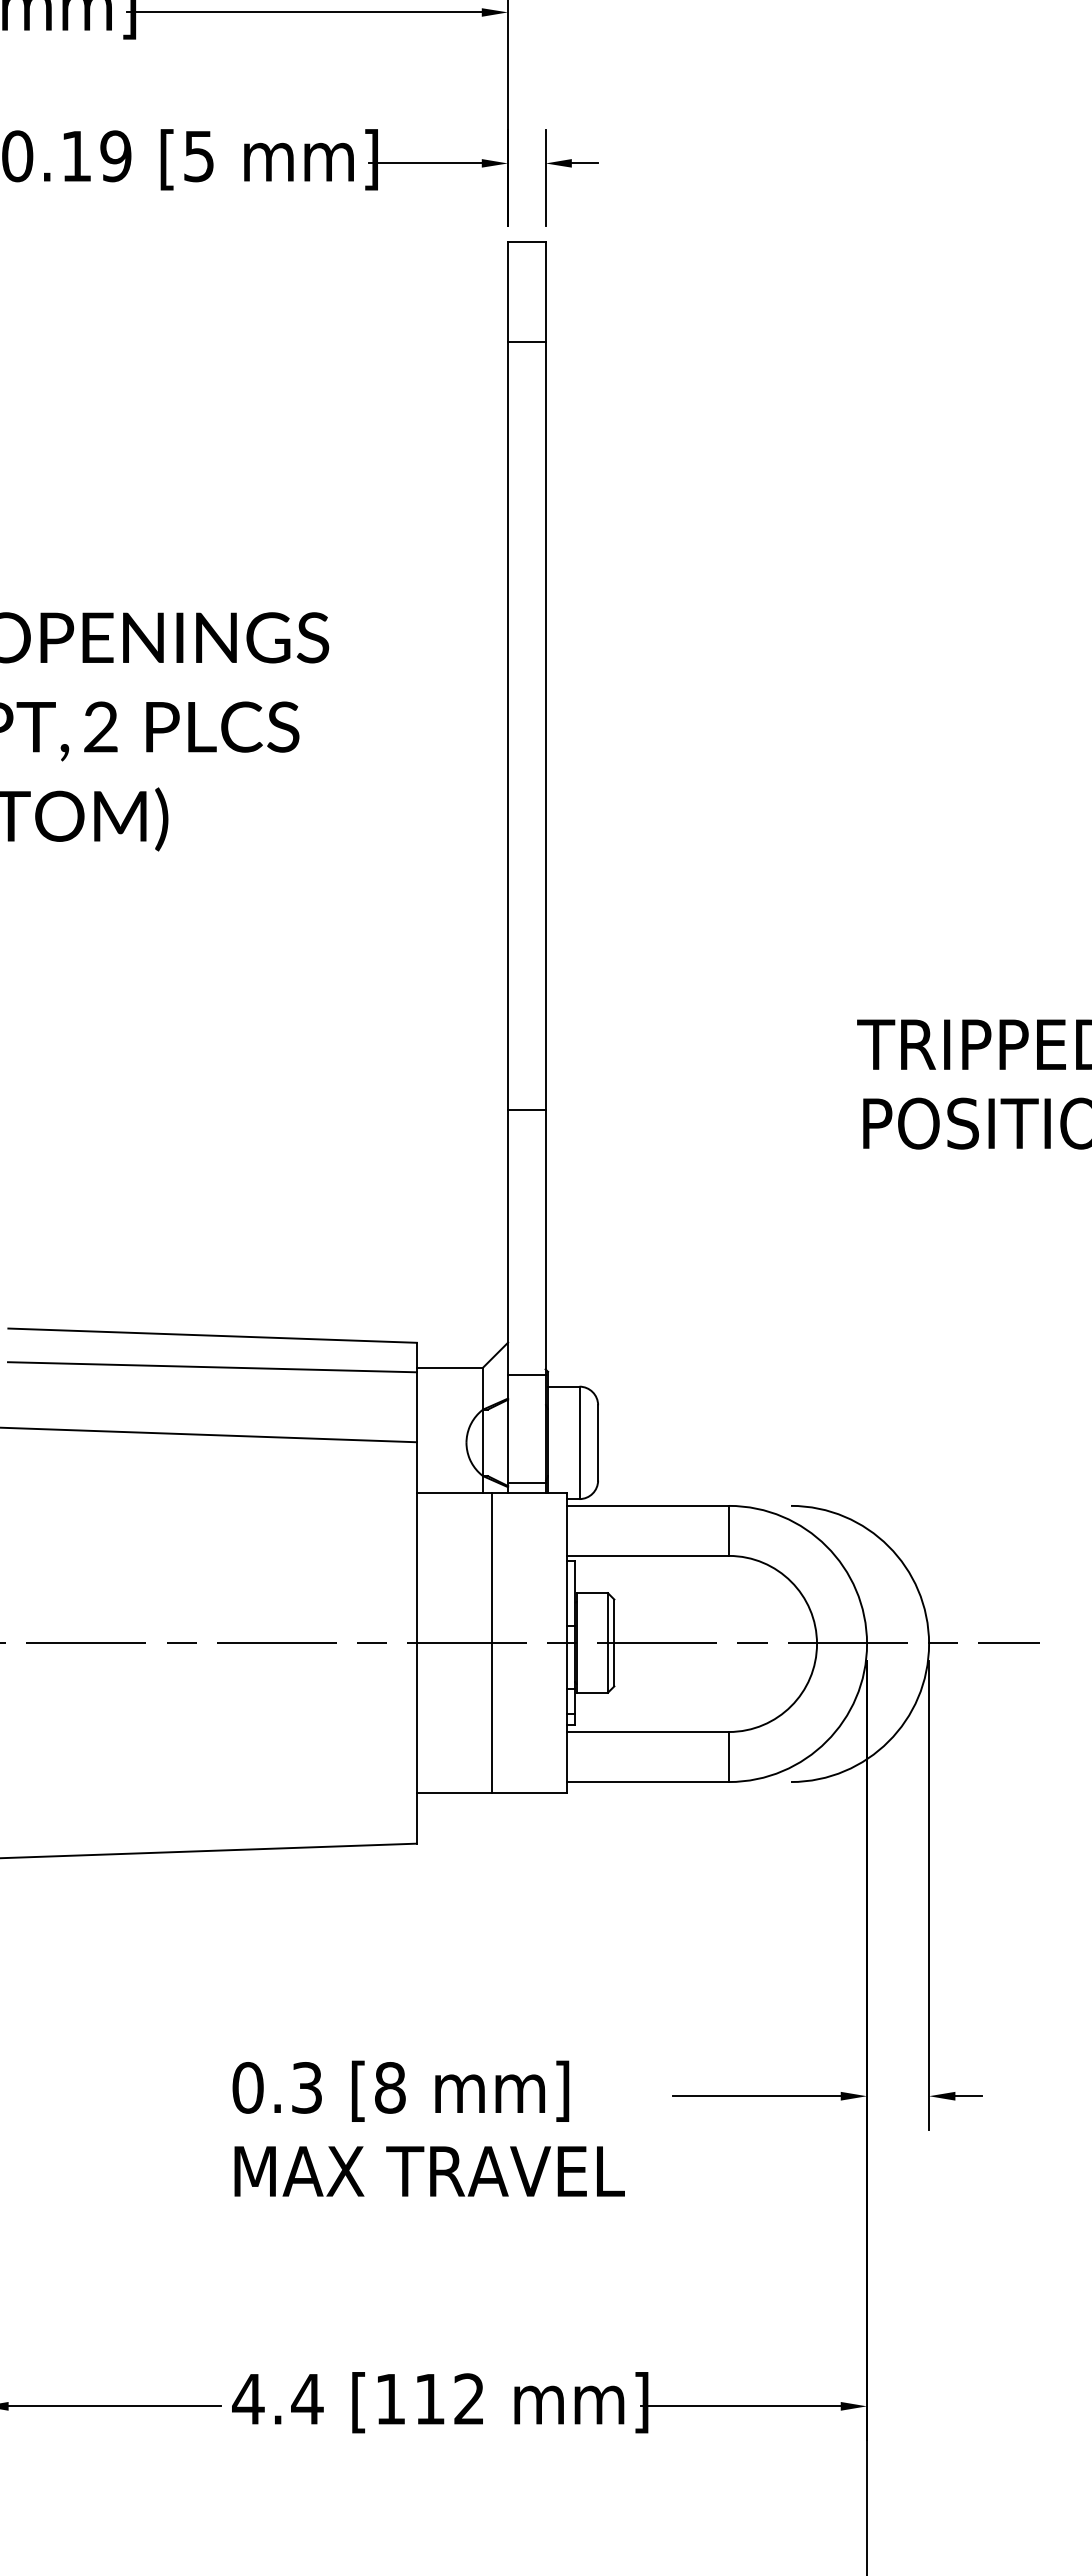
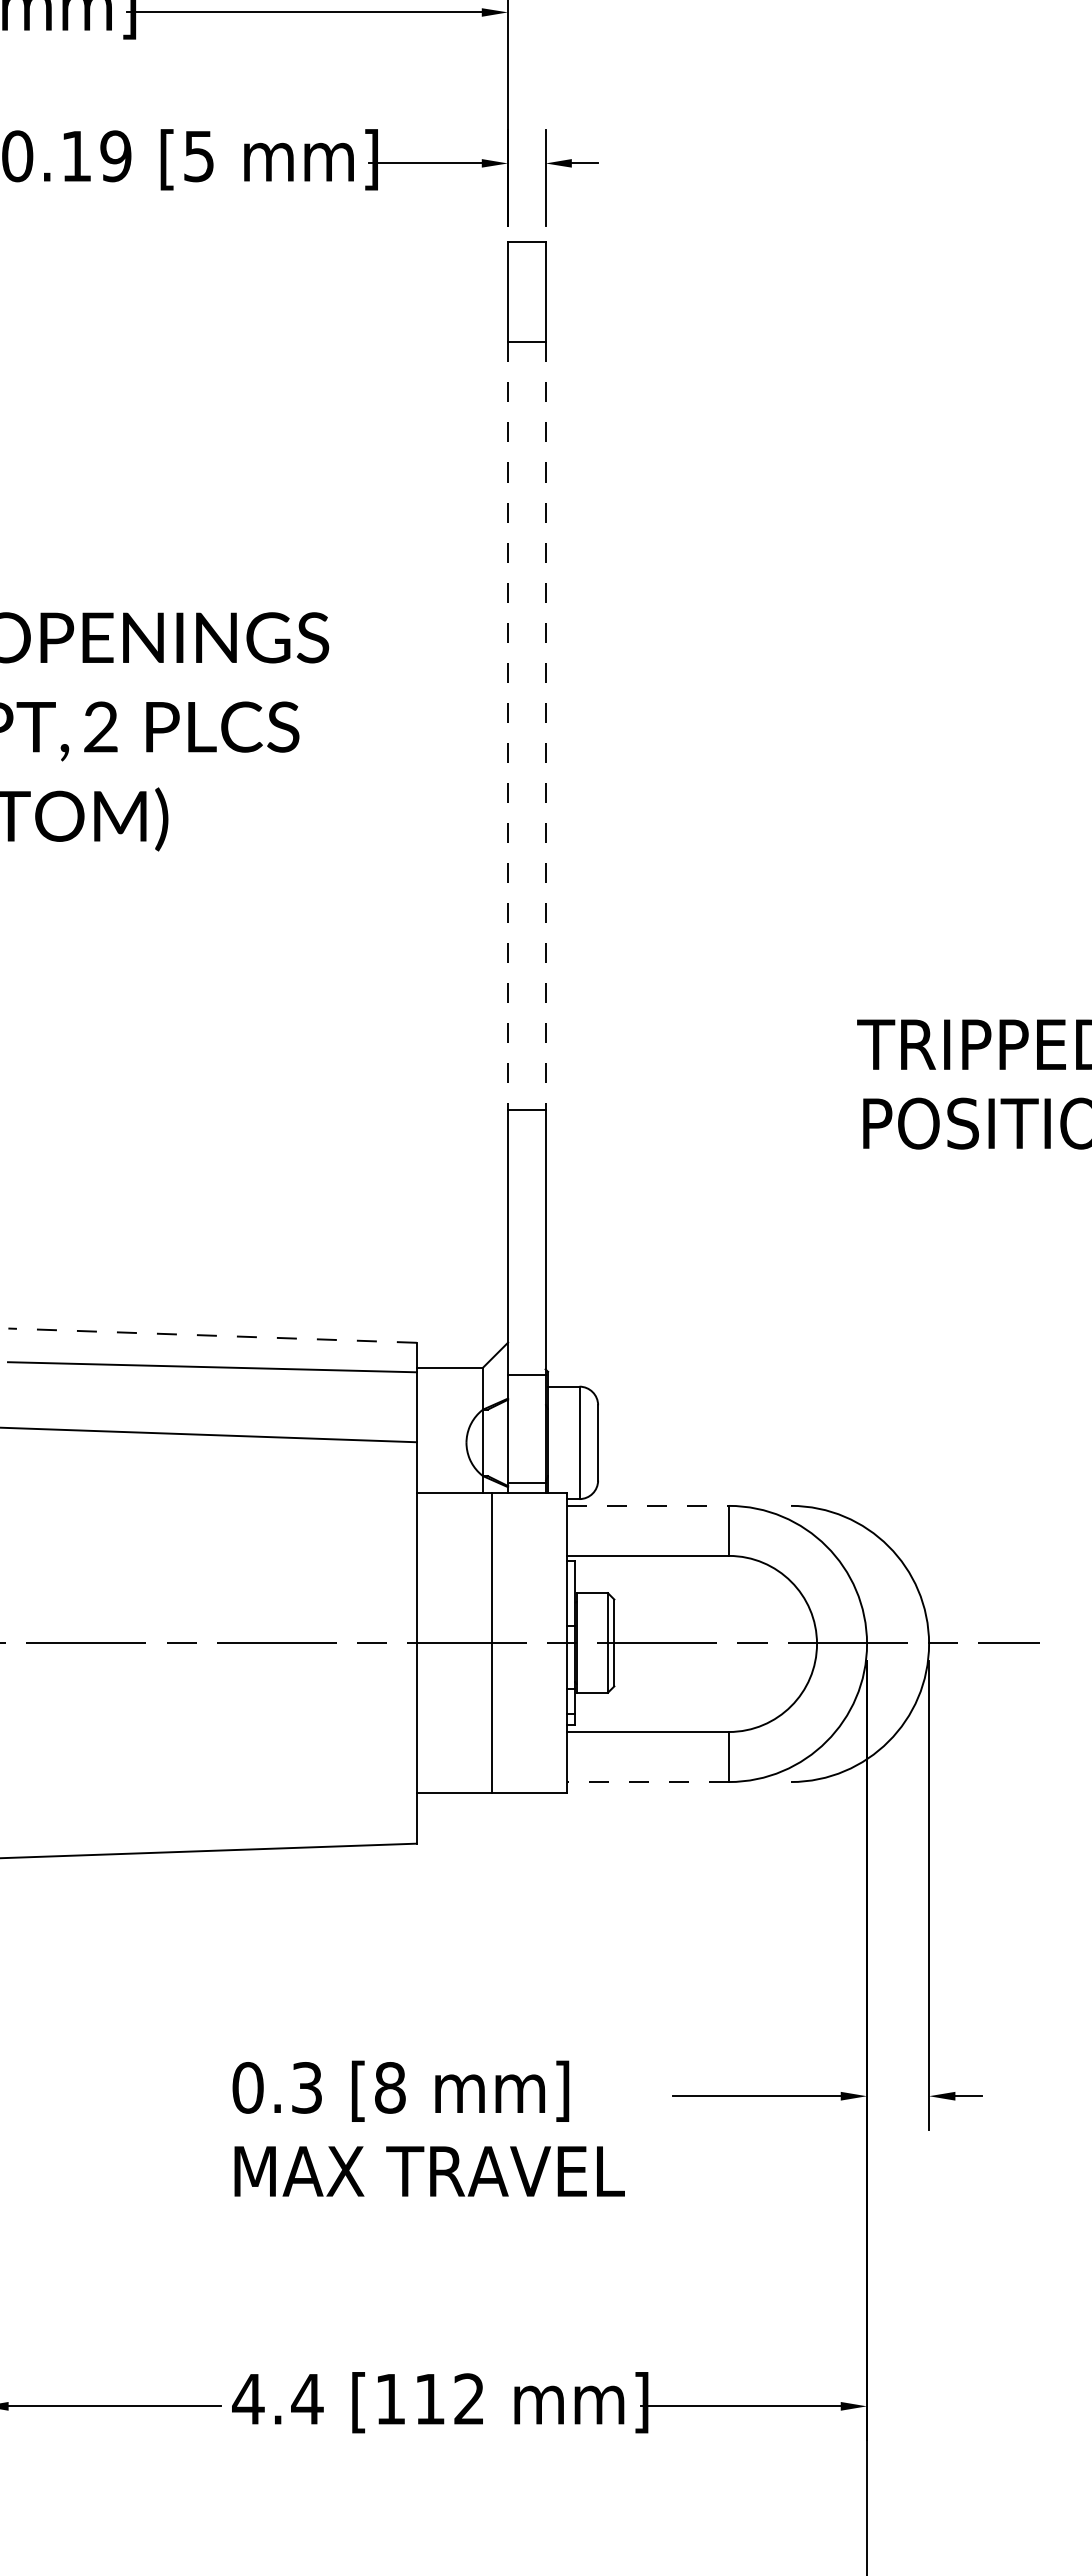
line: solid -> dashed (508, 726)
line: solid -> dashed (545, 726)
line: solid -> dashed (212, 1335)
line: solid -> dashed (648, 1505)
line: solid -> dashed (647, 1782)
